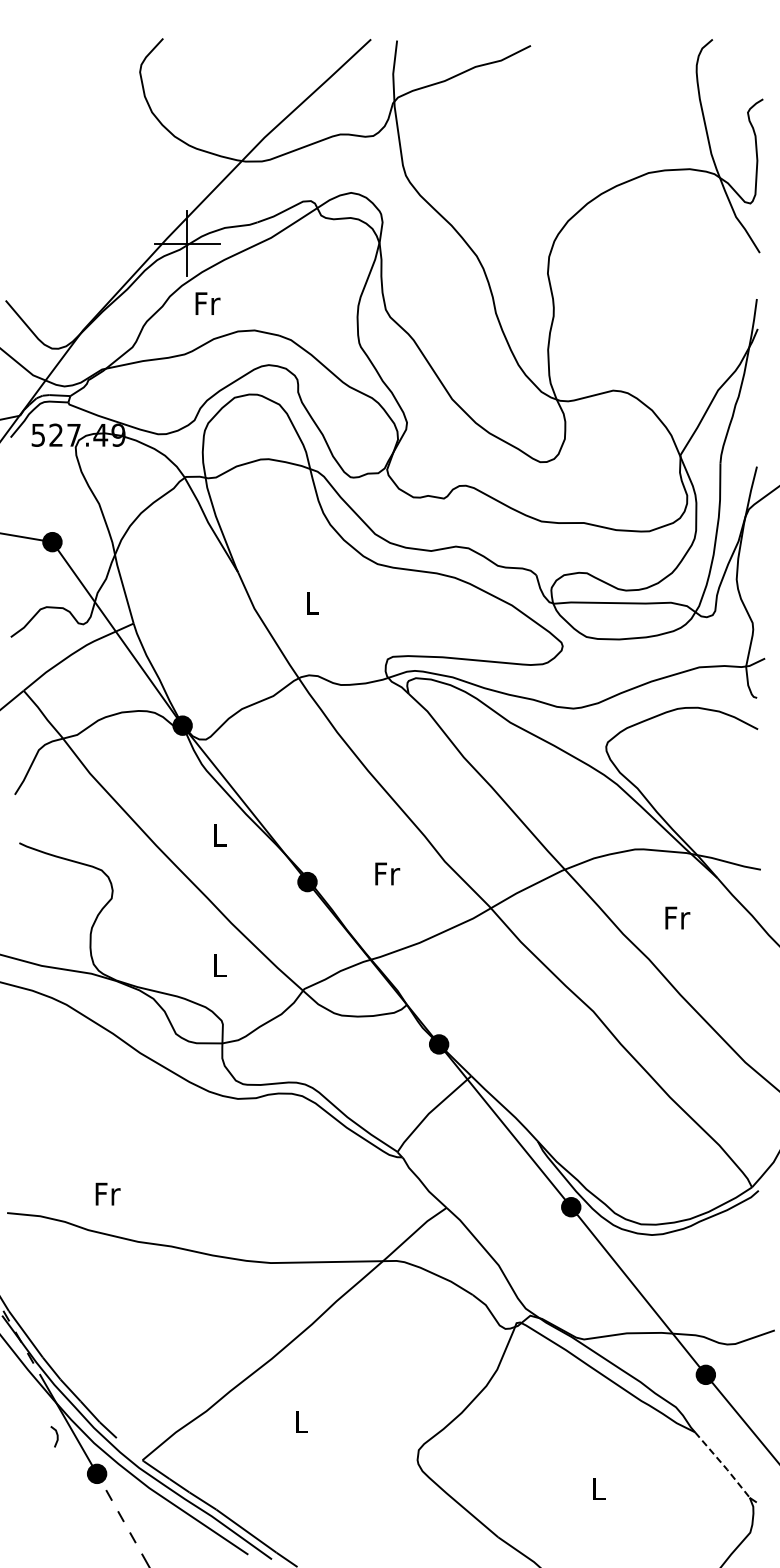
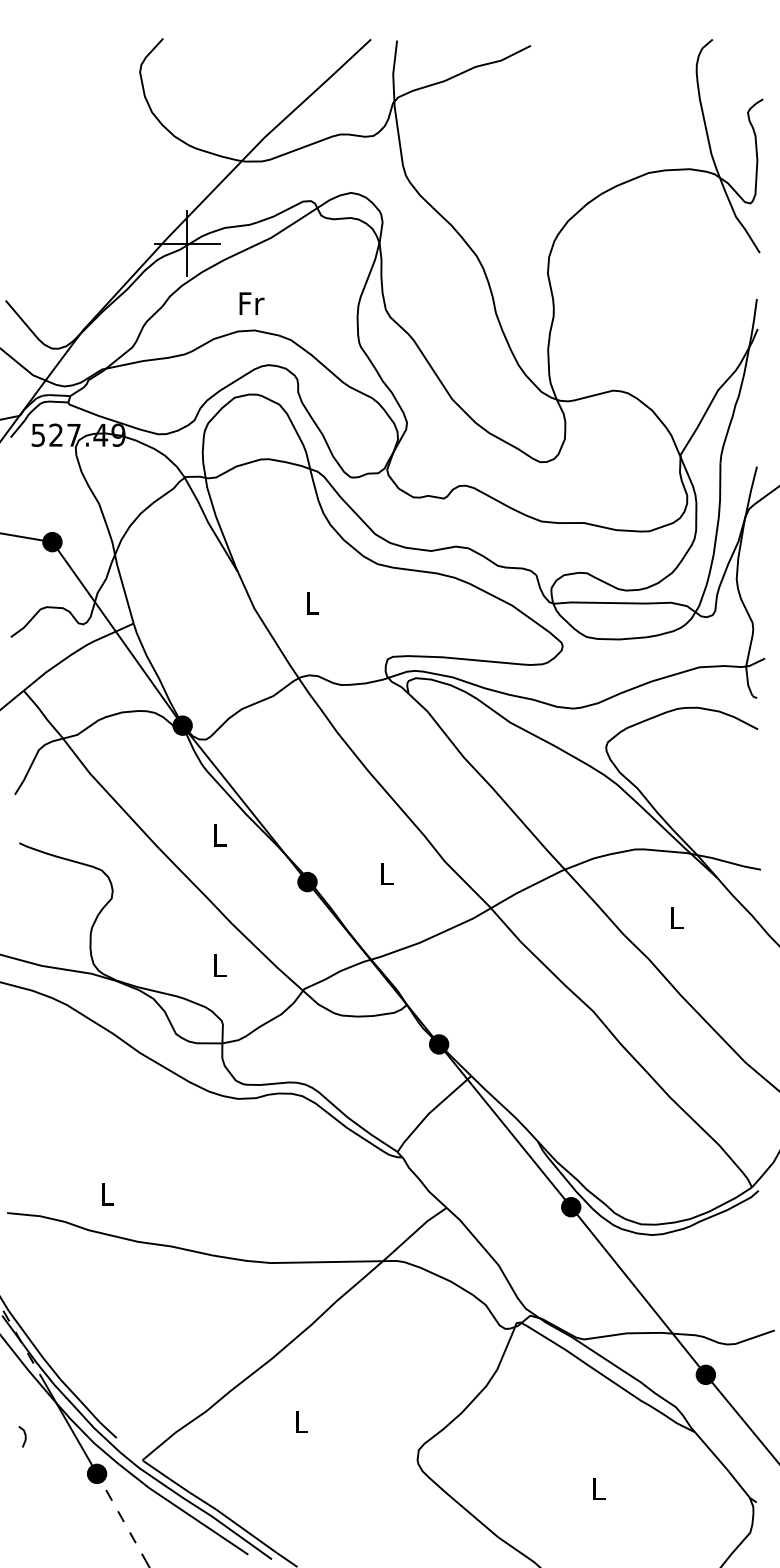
text position: (207, 303) -> (251, 303) (251, 303)
text: Fr -> L (387, 873)
text: Fr -> L (677, 917)
text: Fr -> L (107, 1193)
line position: (56, 1436) -> (24, 1436) (24, 1436)
line: dashed -> solid (723, 1465)
